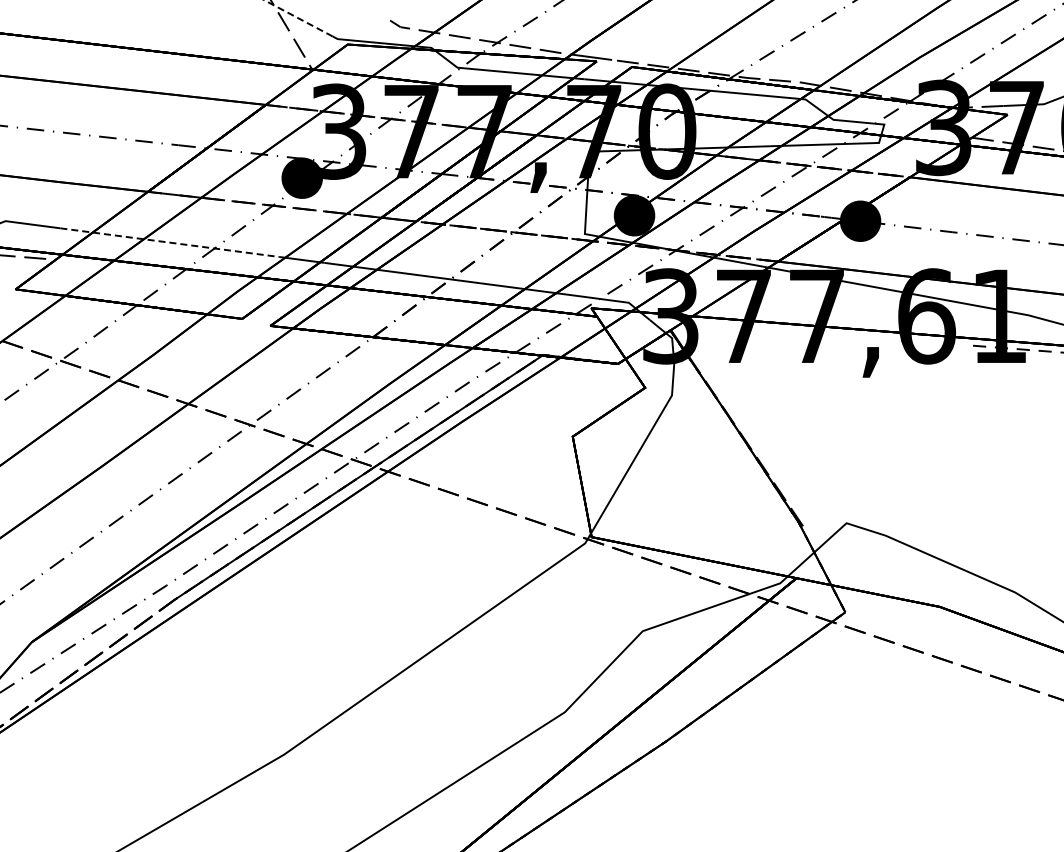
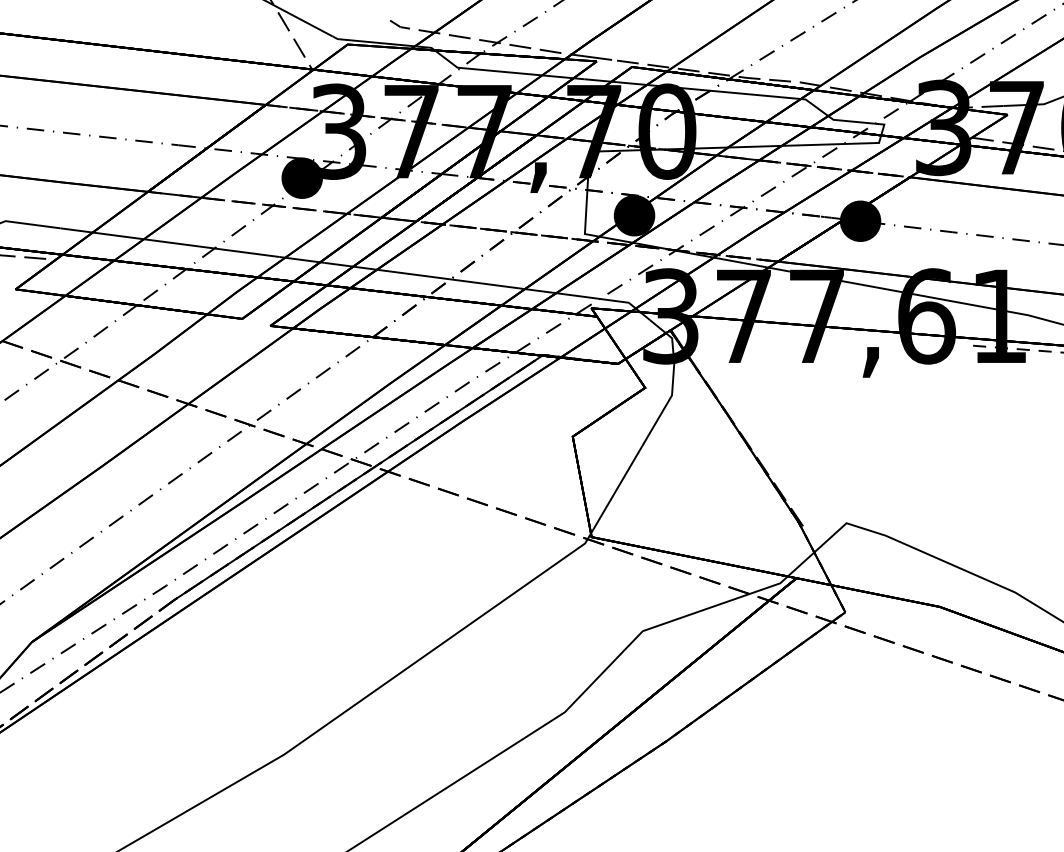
line: dashed -> solid (298, 18)
line: dashed -> solid (169, 242)
